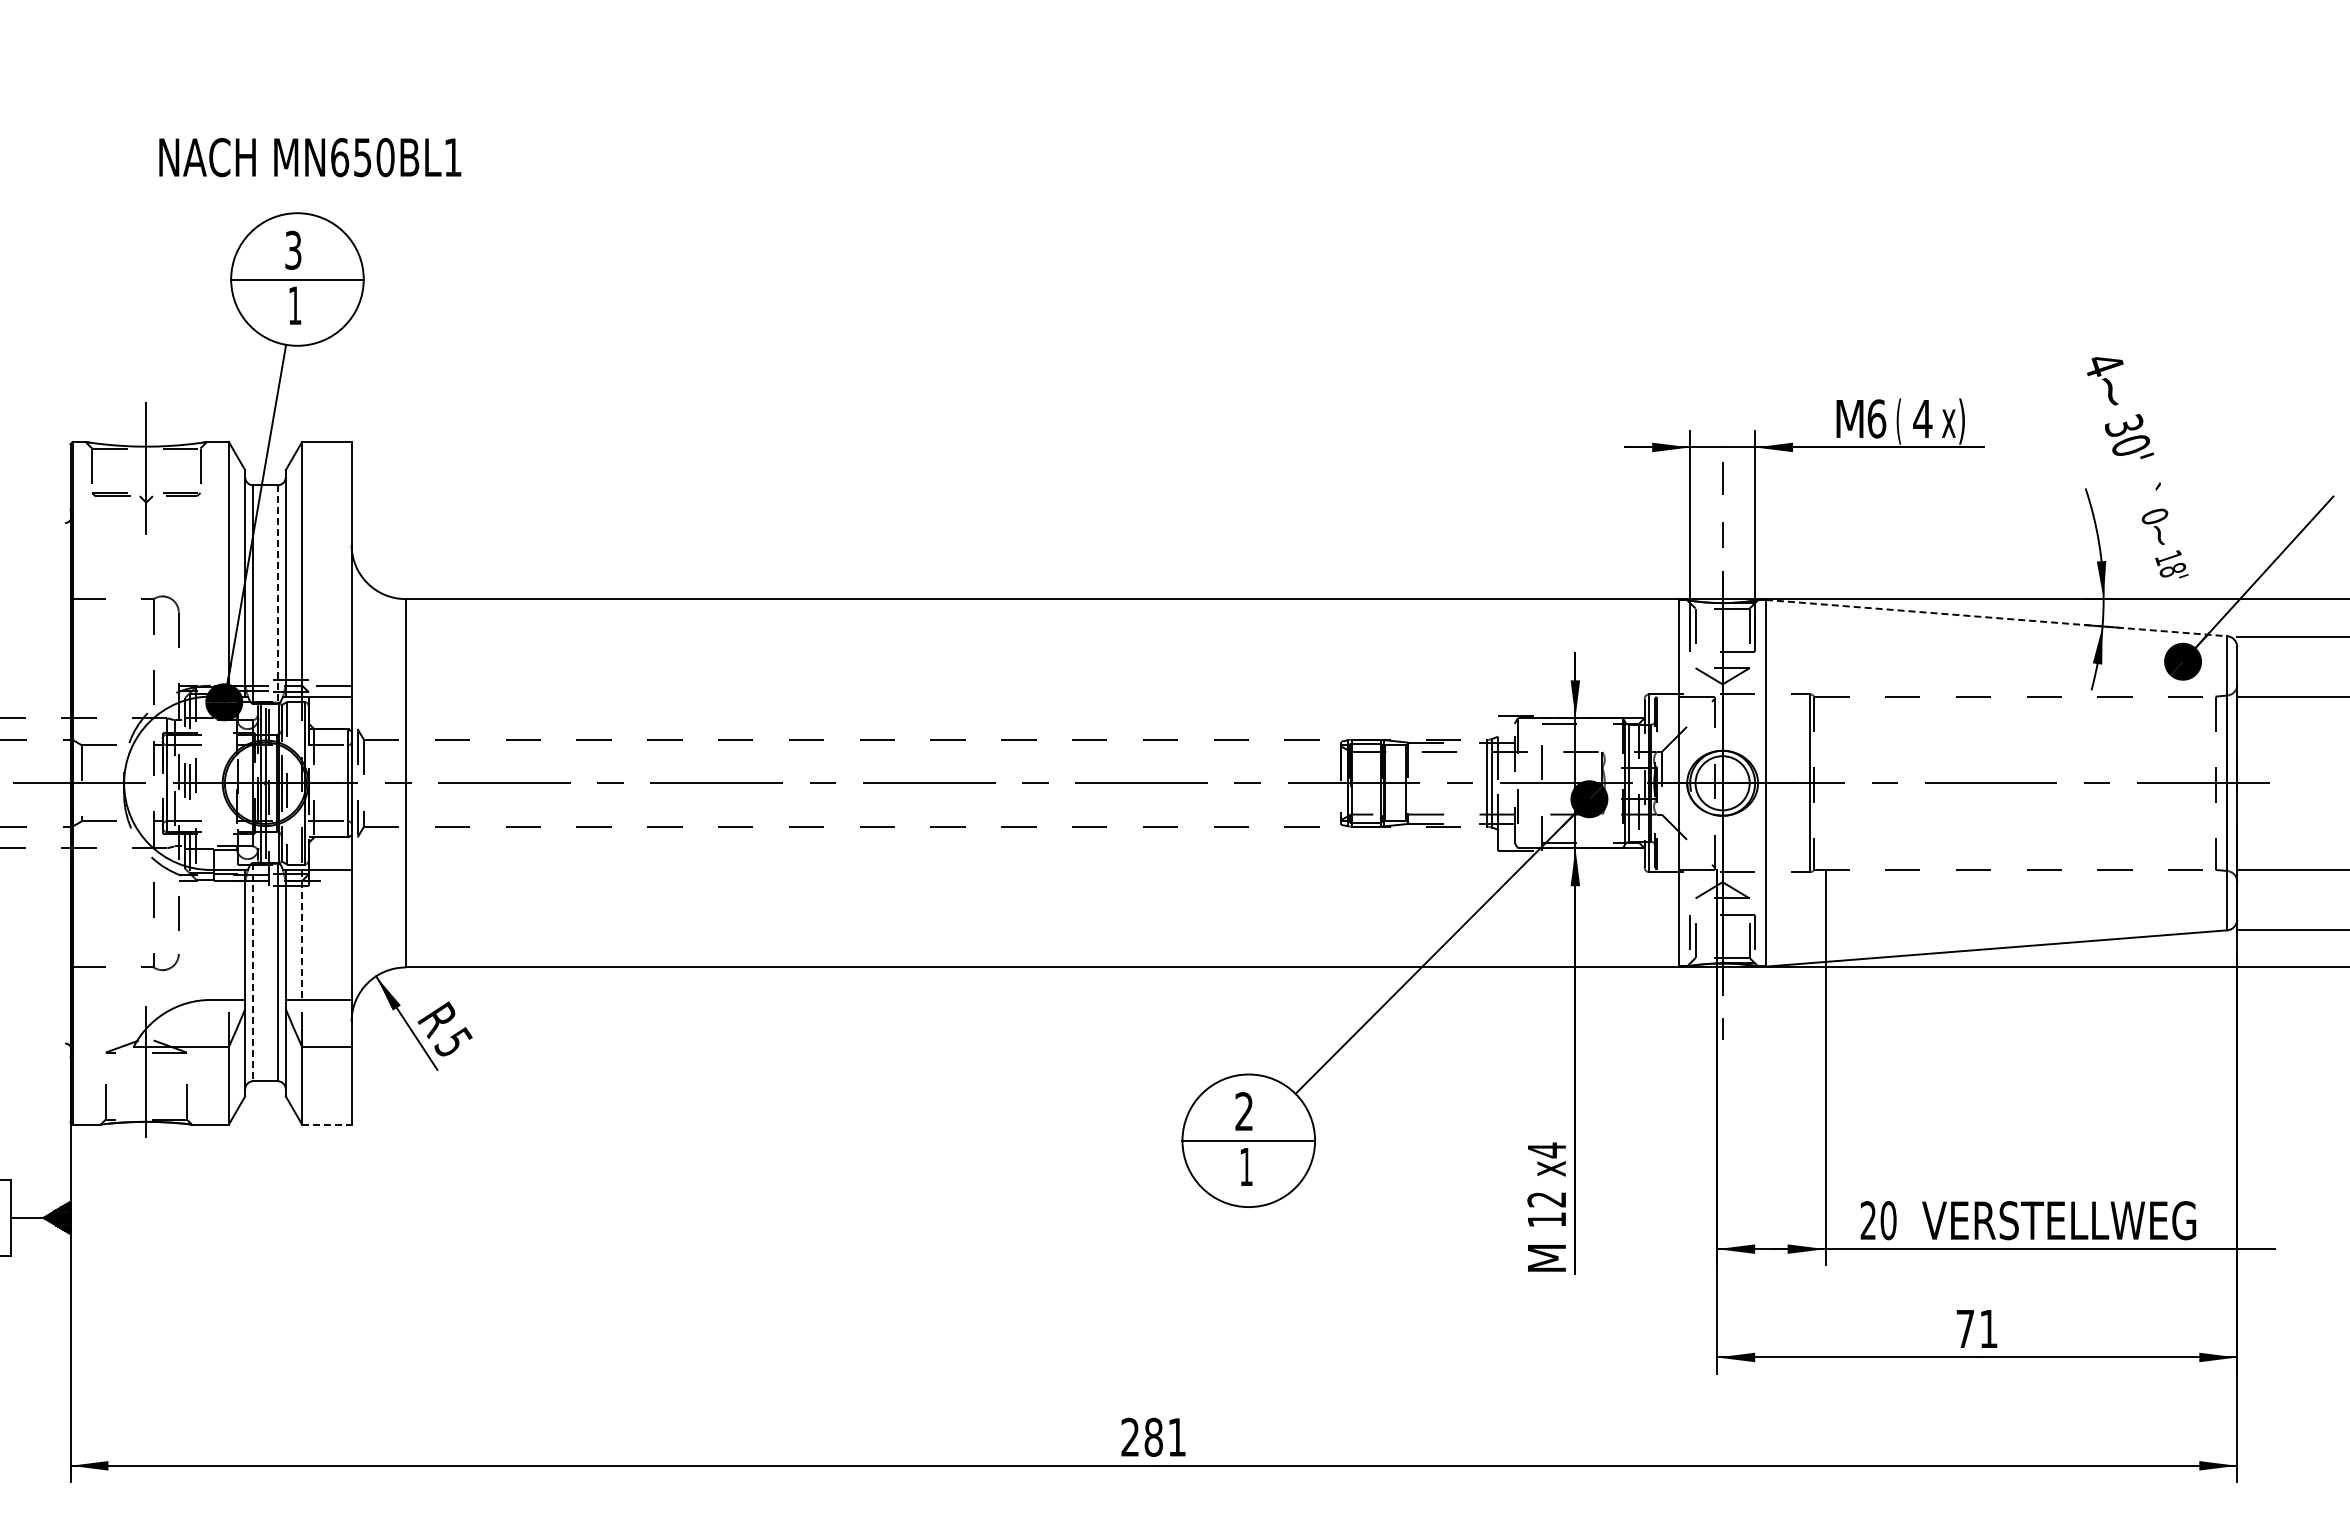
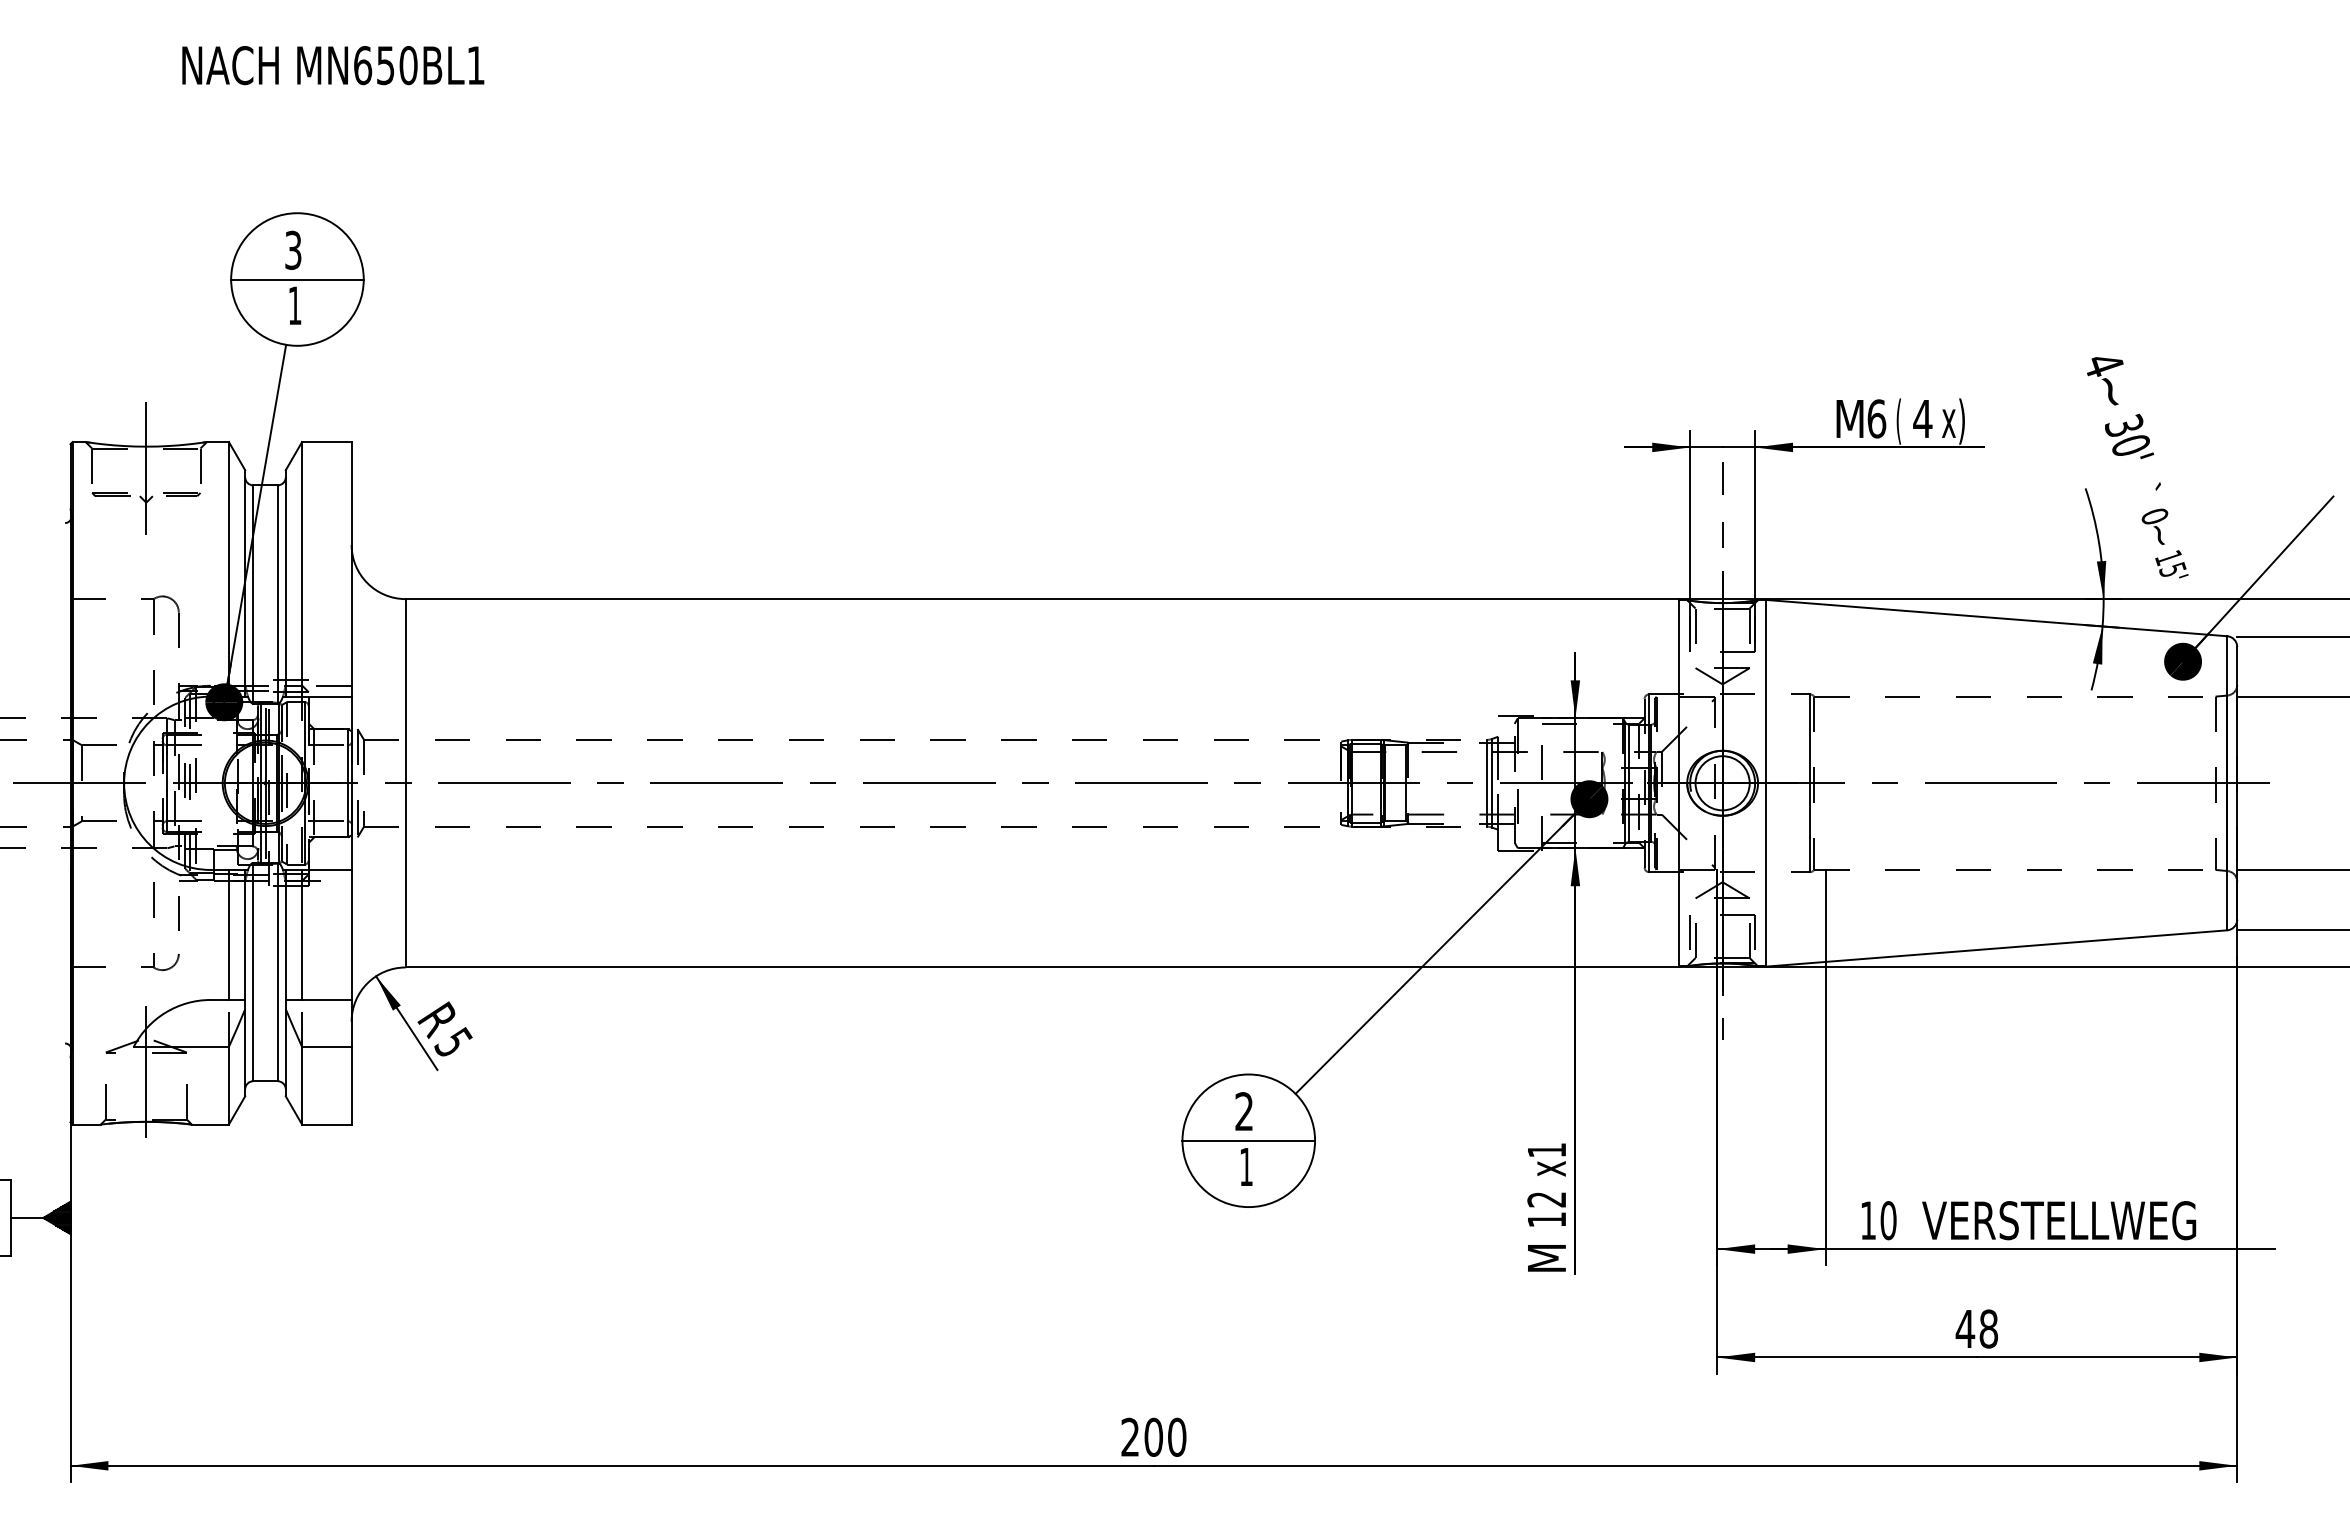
text position: (310, 157) -> (333, 65) (333, 65)
text: 18' -> 15' (2172, 569)
line: dashed -> solid (277, 595)
line: dashed -> solid (1997, 618)
line: none -> present (228, 934)
line: dashed -> solid (302, 935)
line: dashed -> solid (253, 972)
line: dashed -> solid (326, 1124)
text: x4 -> x1 (1546, 1150)
text: 20 -> 10 (1867, 1220)
text: 71 -> 48 (1976, 1328)
text: 281 -> 200 (1165, 1436)
